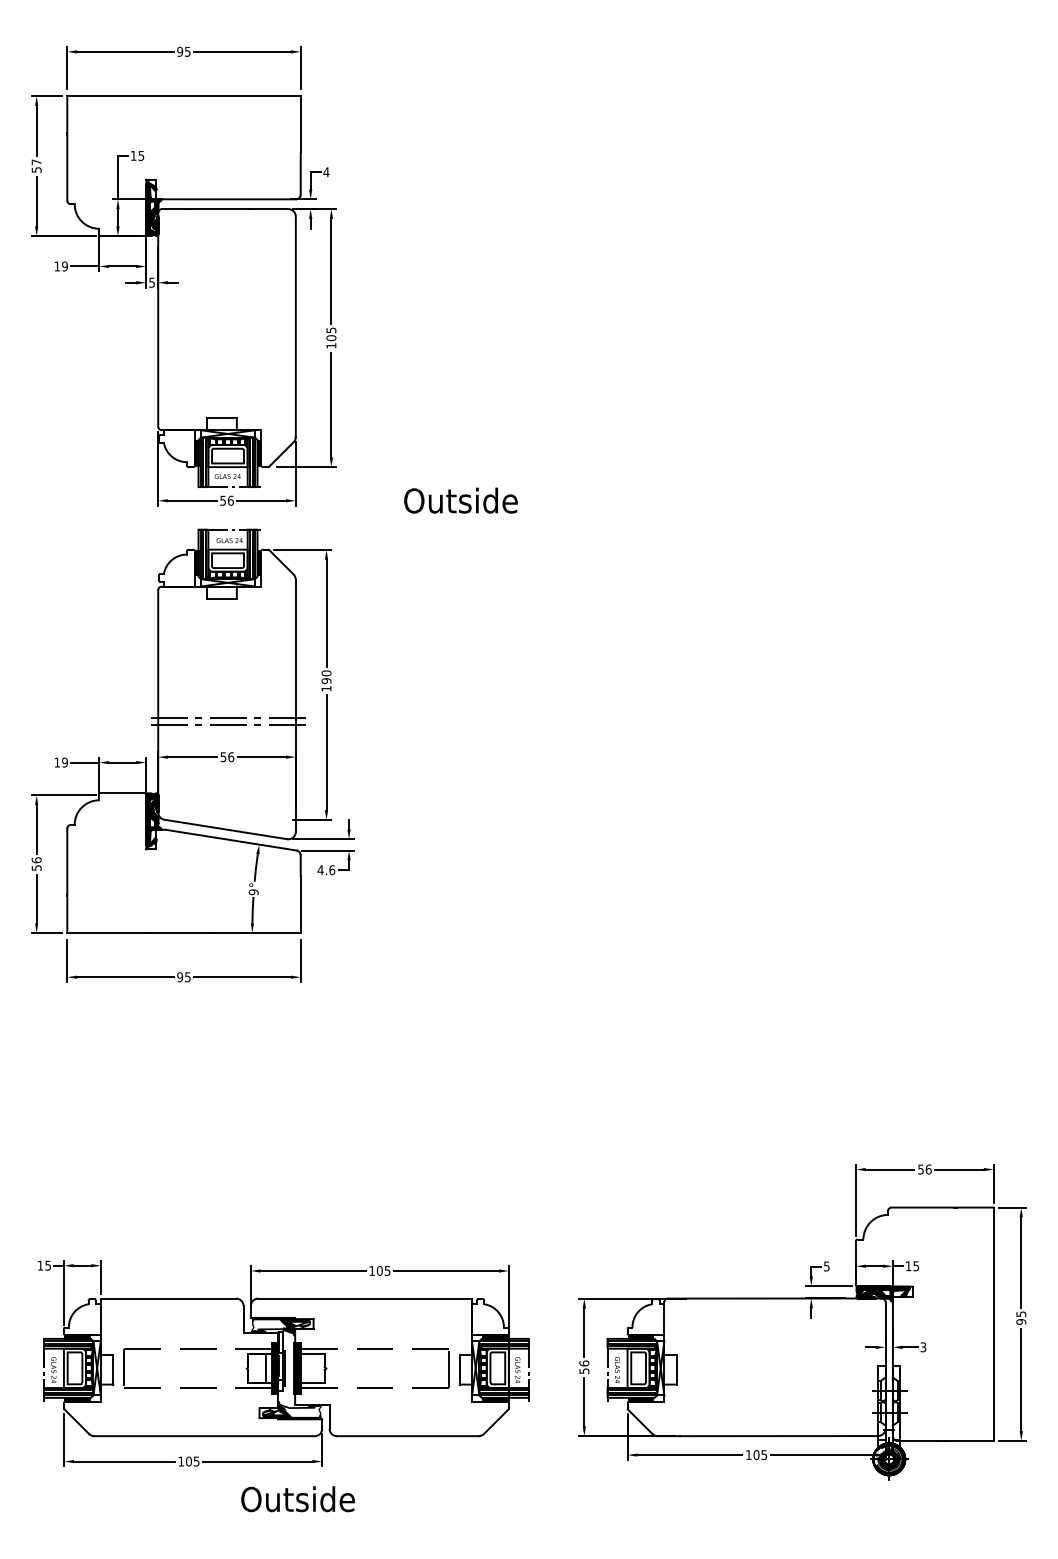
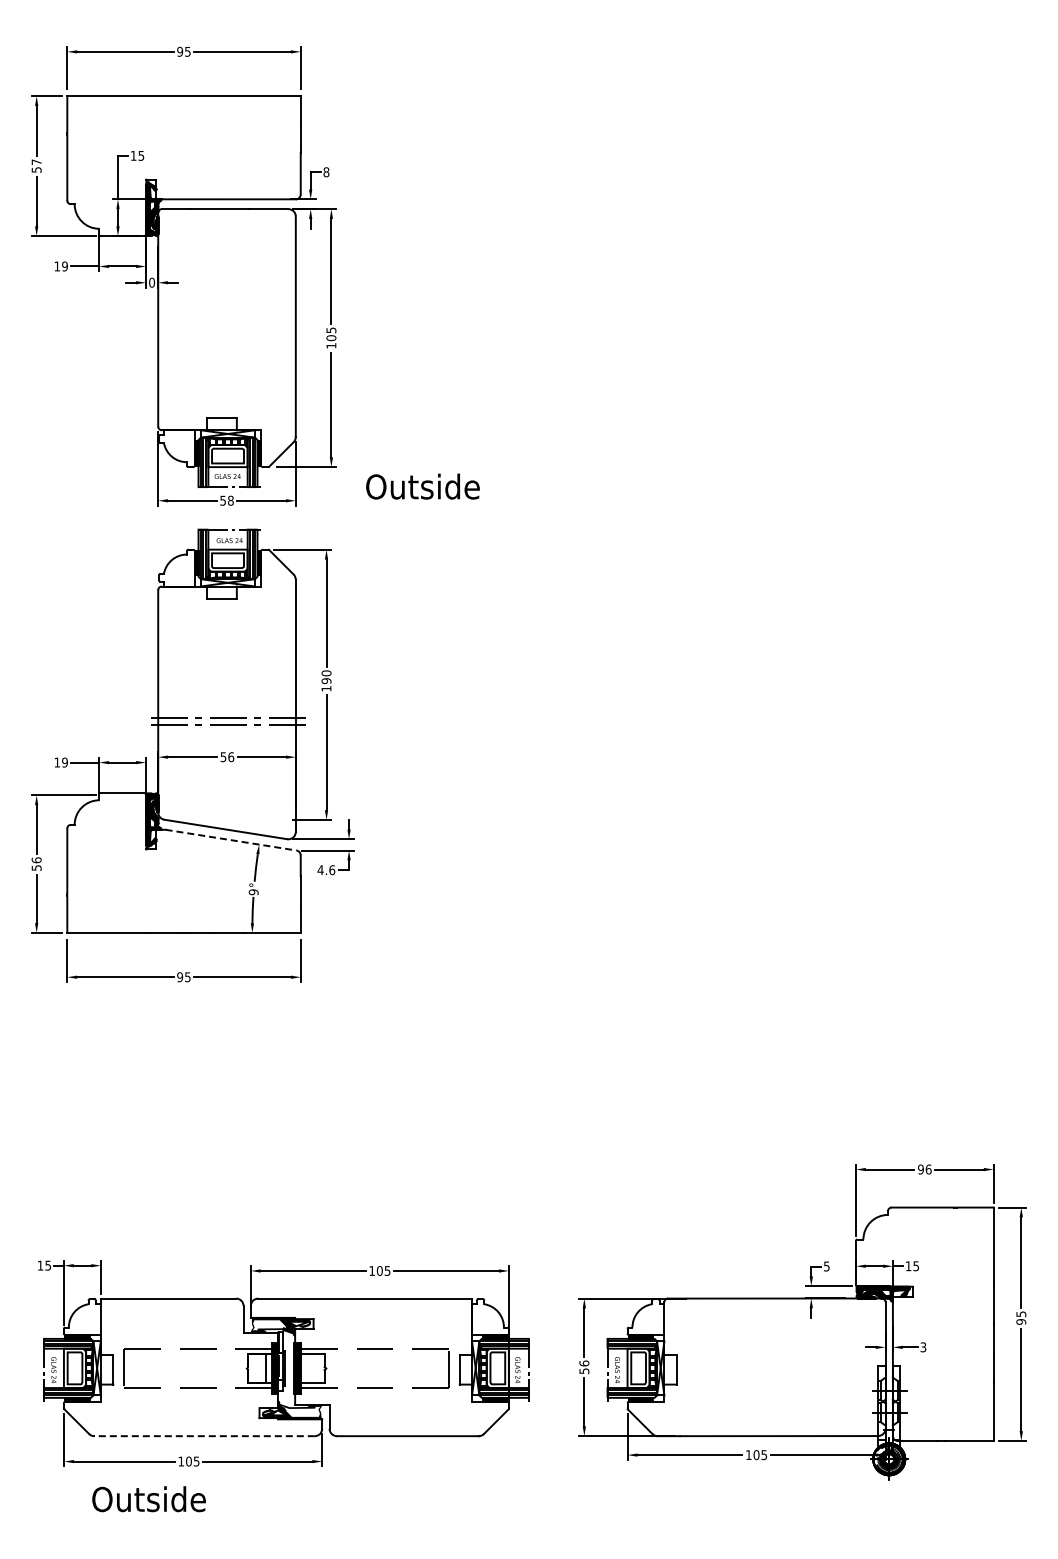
text: 4 -> 8 (326, 172)
text: 5 -> 0 (152, 282)
text: 56 -> 58 (230, 500)
text position: (460, 500) -> (422, 486) (422, 486)
line: solid -> dashed (231, 840)
text: 56 -> 96 (920, 1169)
line: solid -> dashed (204, 1436)
text position: (297, 1499) -> (148, 1499) (148, 1499)
